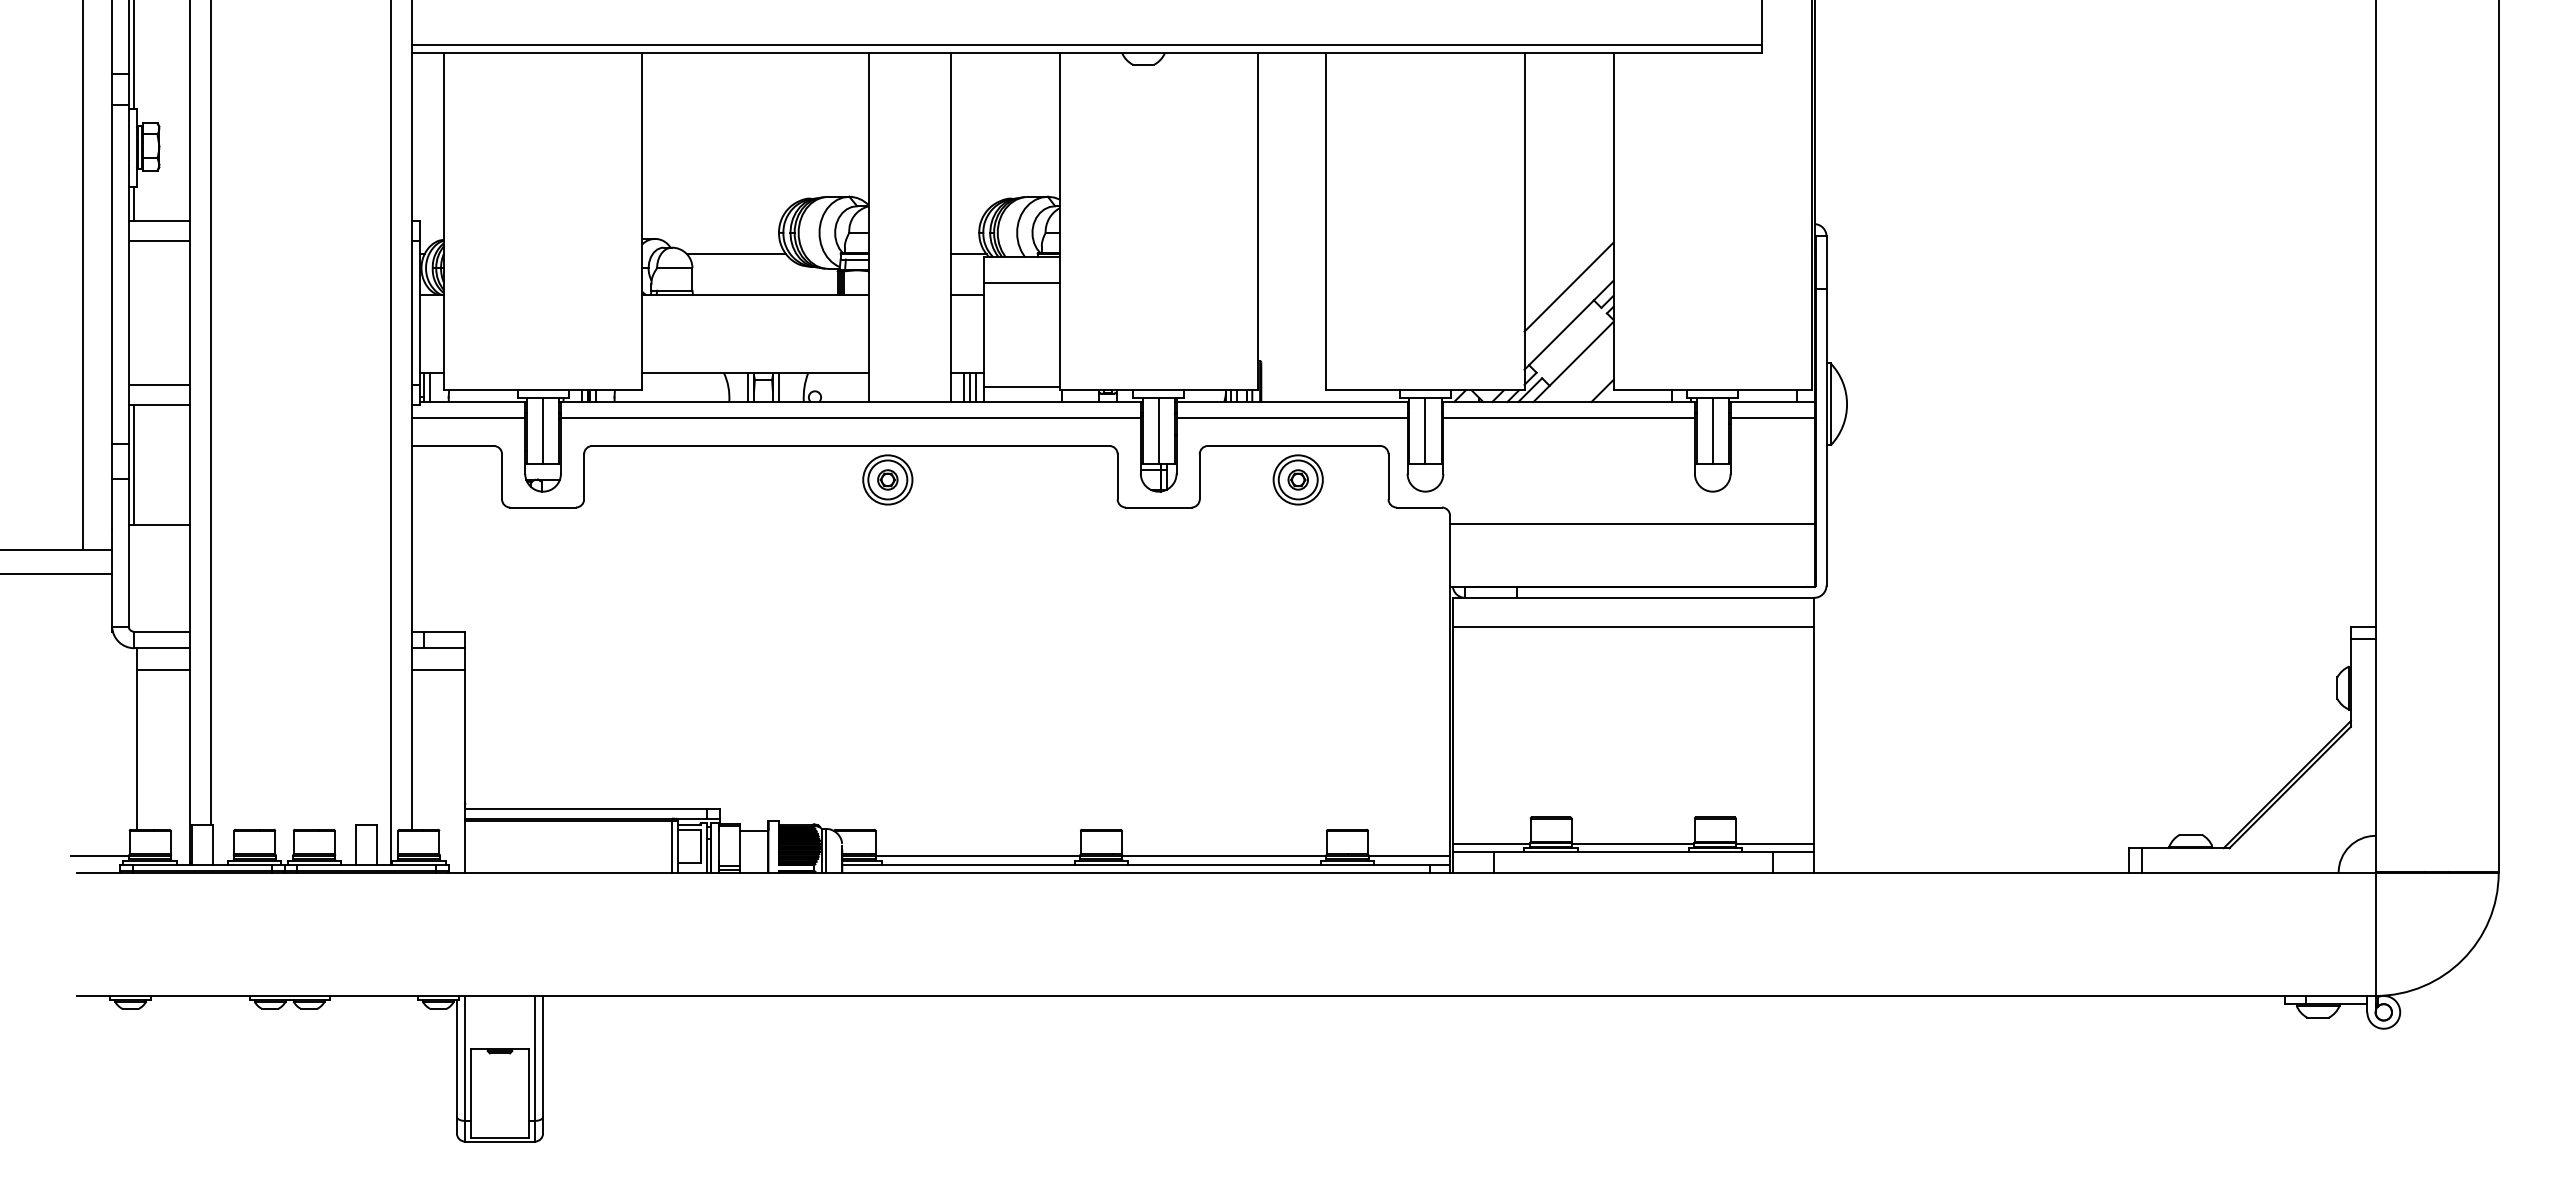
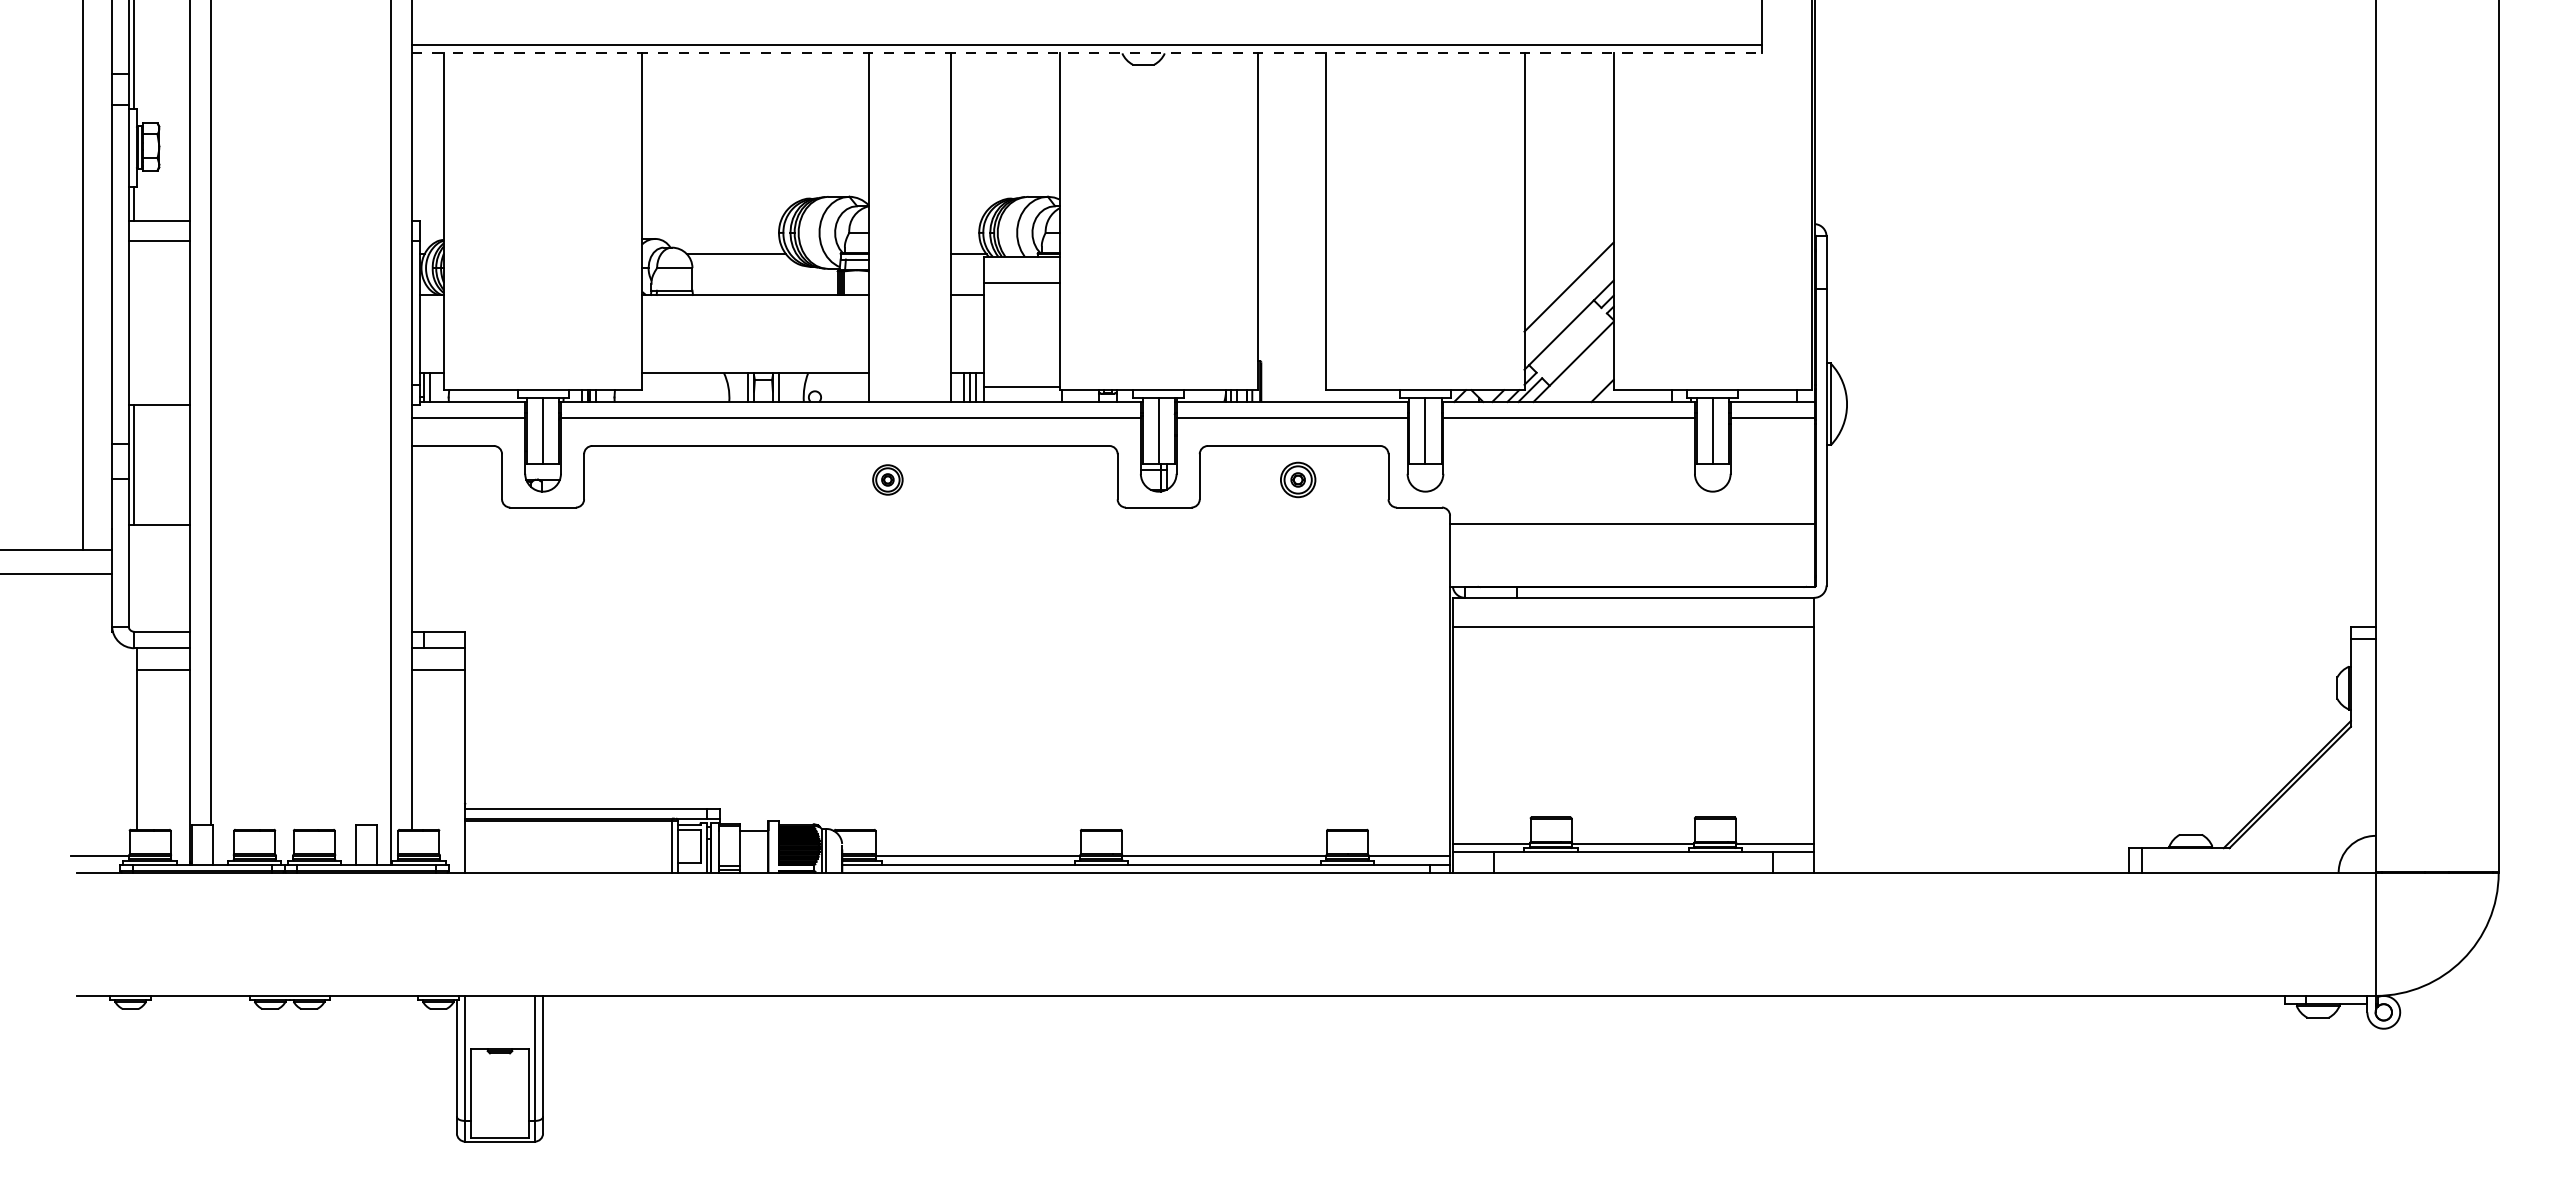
line: solid -> dashed (1086, 53)
line: present -> none (159, 384)
part size: 52x52 px -> 32x32 px (887, 479)
part size: 52x52 px -> 37x38 px (1298, 479)
